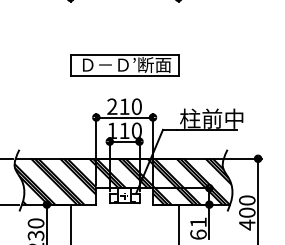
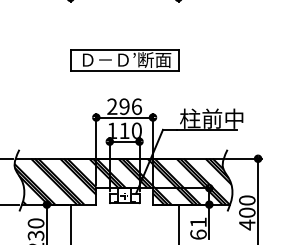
part position: (124, 65) -> (124, 60) (124, 60)
text: 210 -> 296 (130, 106)
